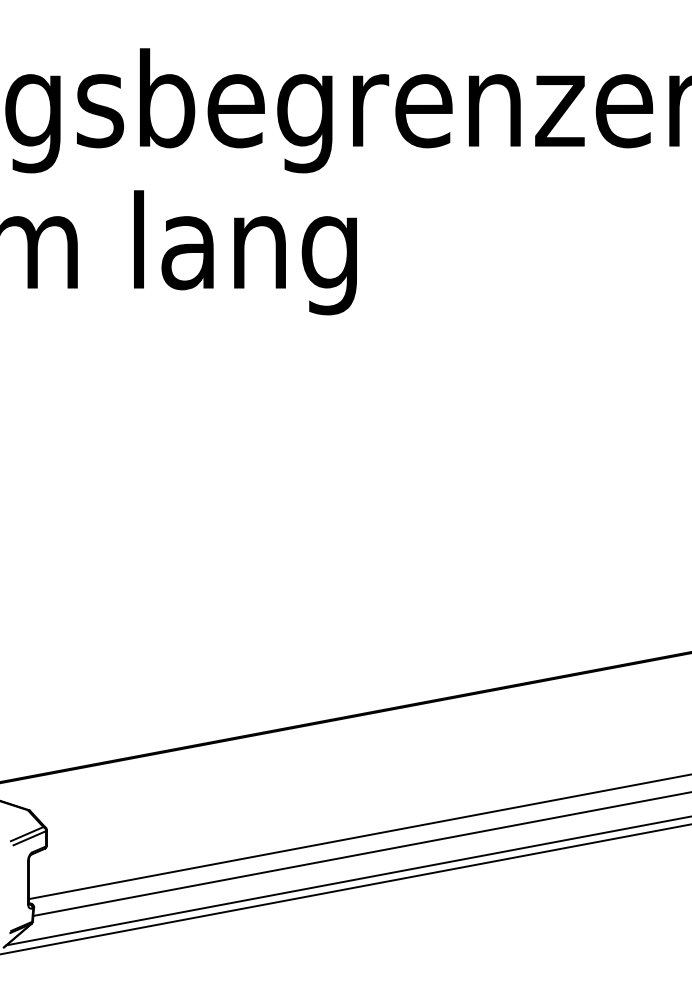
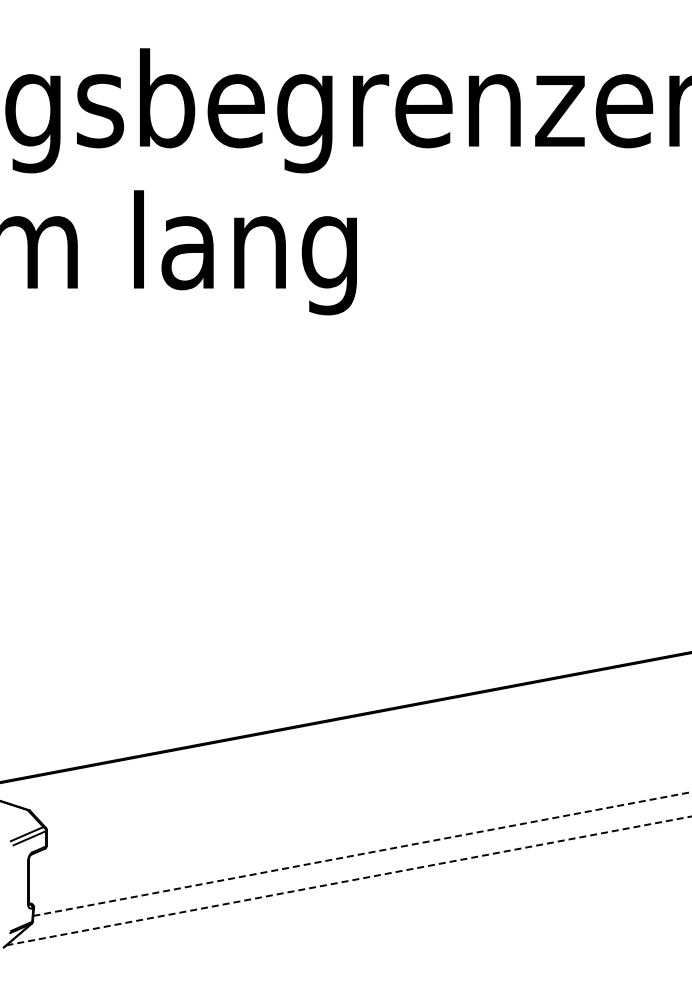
line: present -> none (358, 837)
line: solid -> dashed (362, 854)
line: solid -> dashed (349, 880)
line: present -> none (345, 888)
